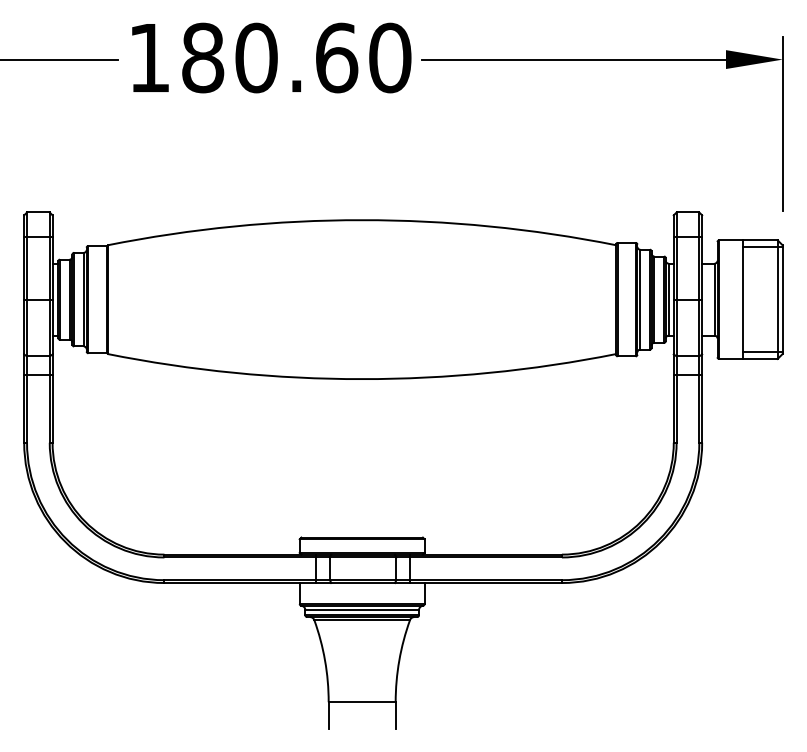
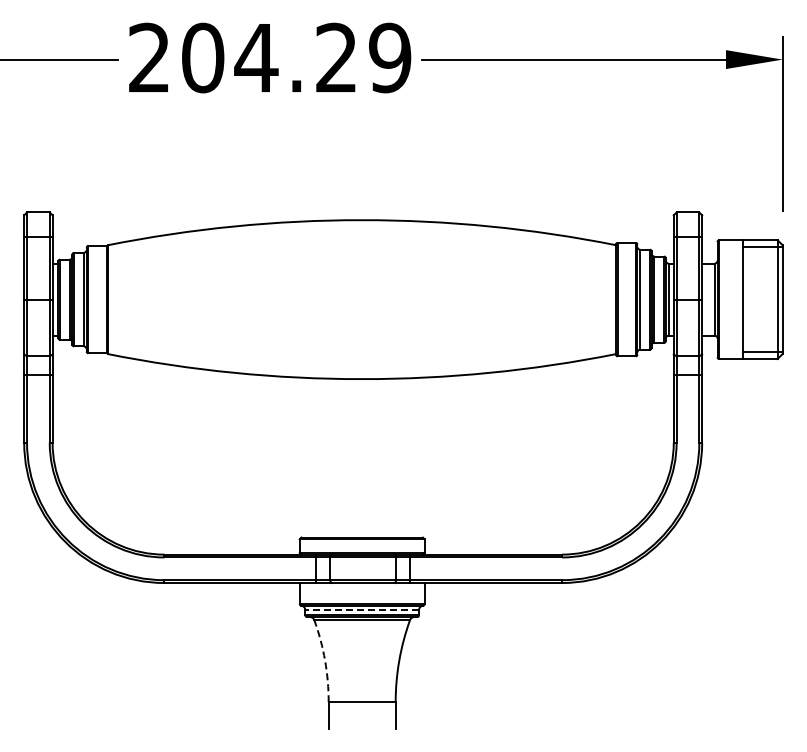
text: 180.60 -> 204.29 (270, 57)
line: solid -> dashed (362, 610)
arc: solid -> dashed (325, 660)
